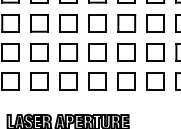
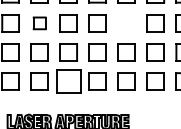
part size: 19x19 px -> 15x15 px (39, 23)
part: present -> none (126, 23)
part size: 19x19 px -> 26x25 px (68, 81)
